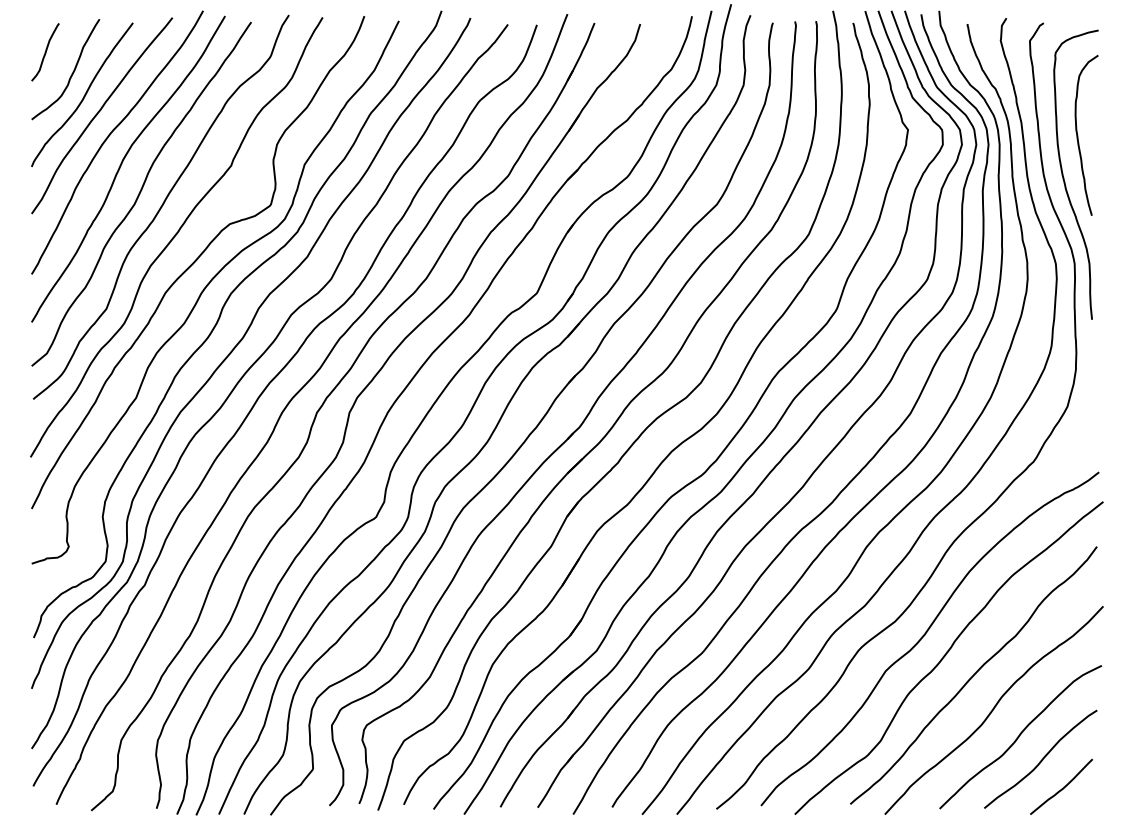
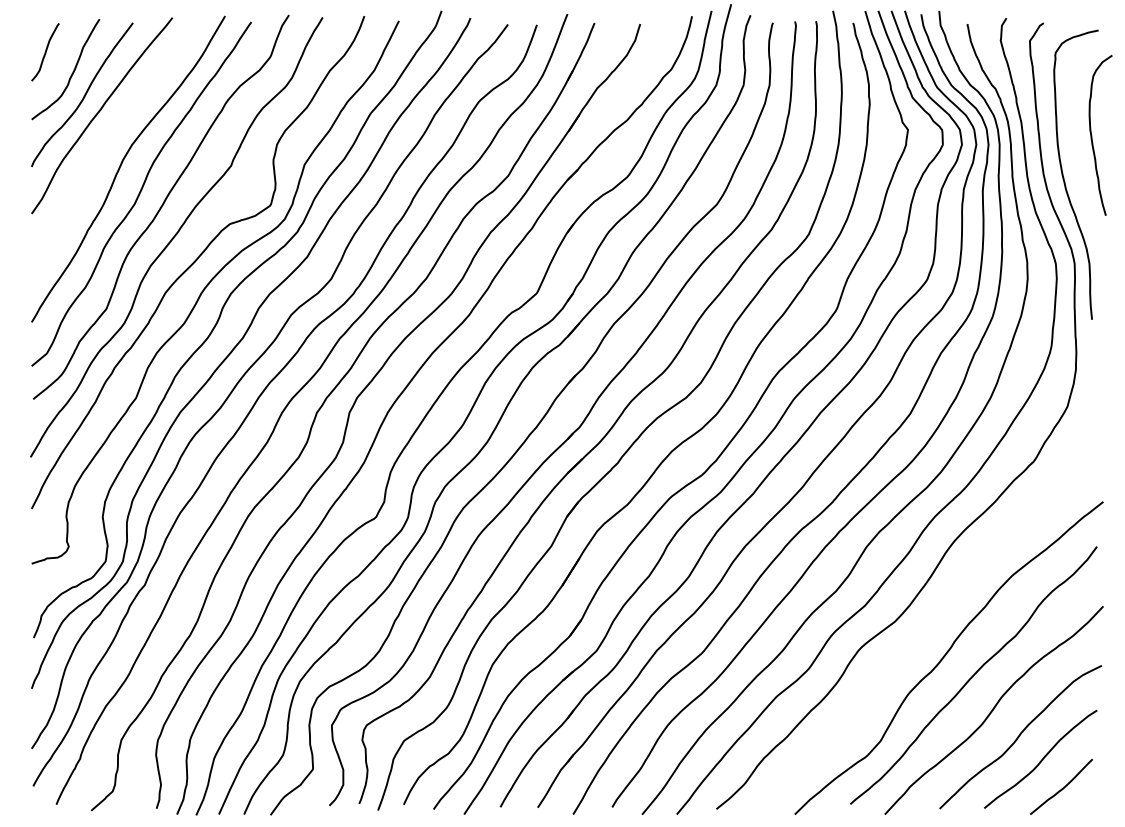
curve position: (1078, 135) -> (1092, 135) (1092, 135)
curve: present -> none (108, 138)
curve: present -> none (925, 635)
